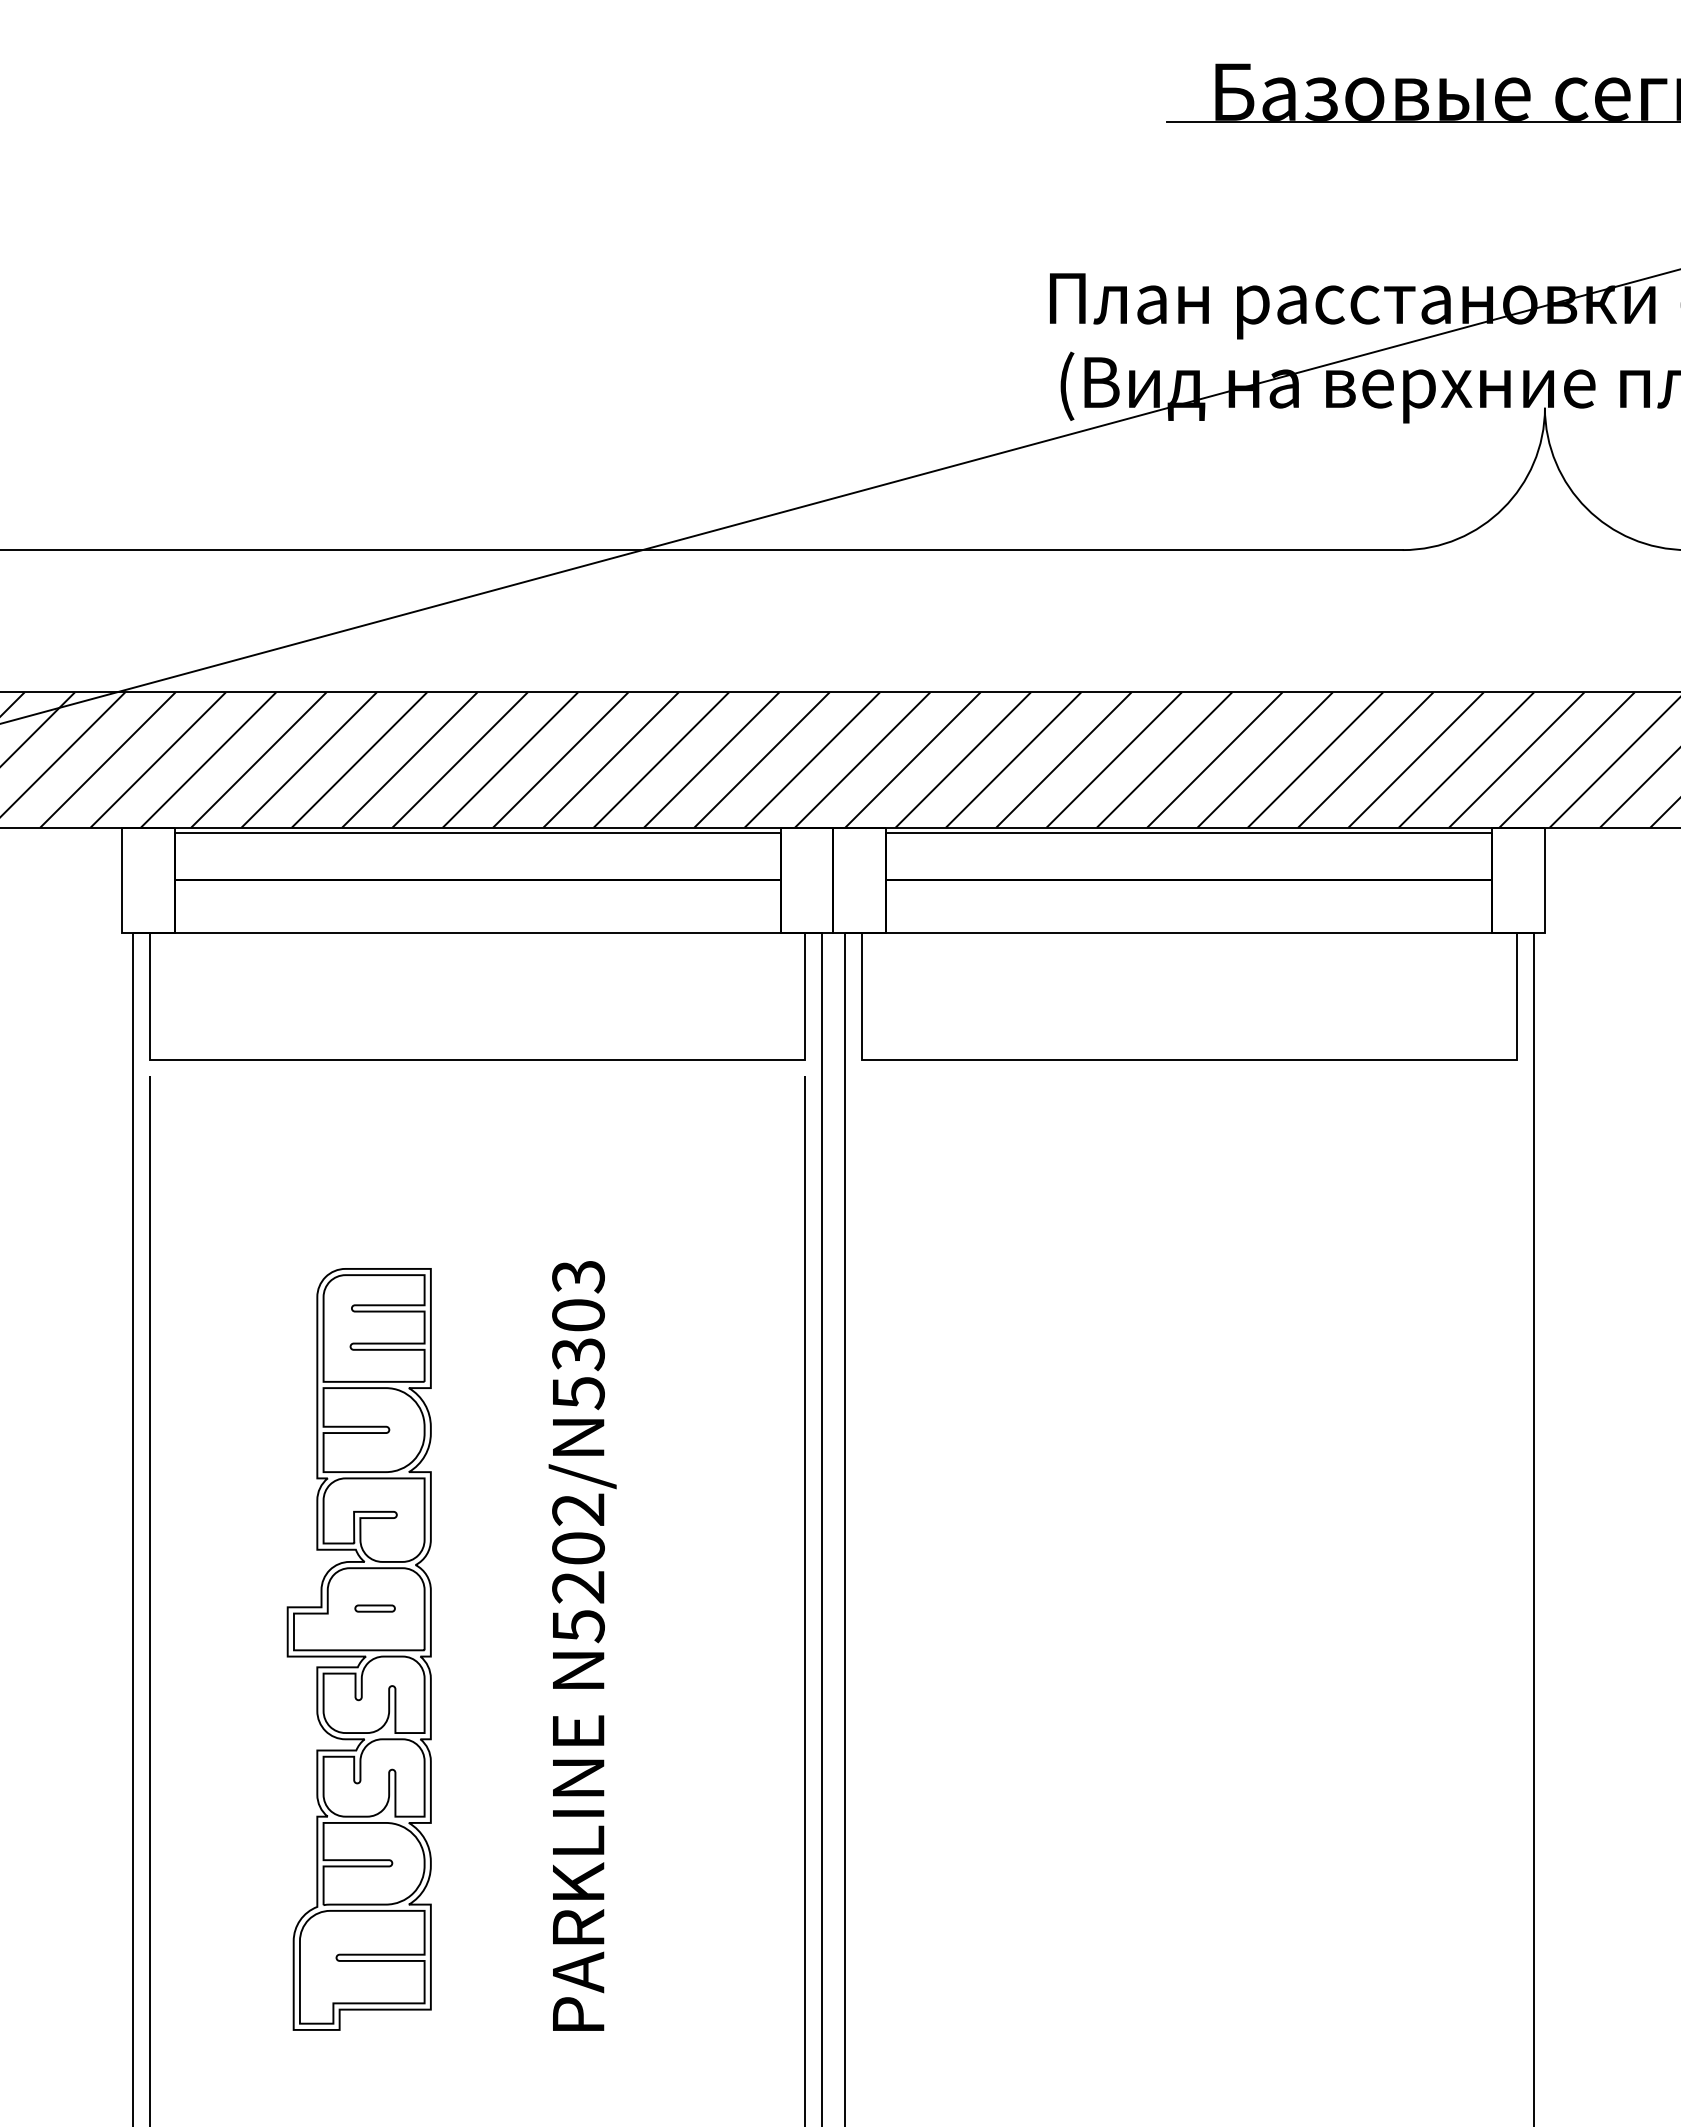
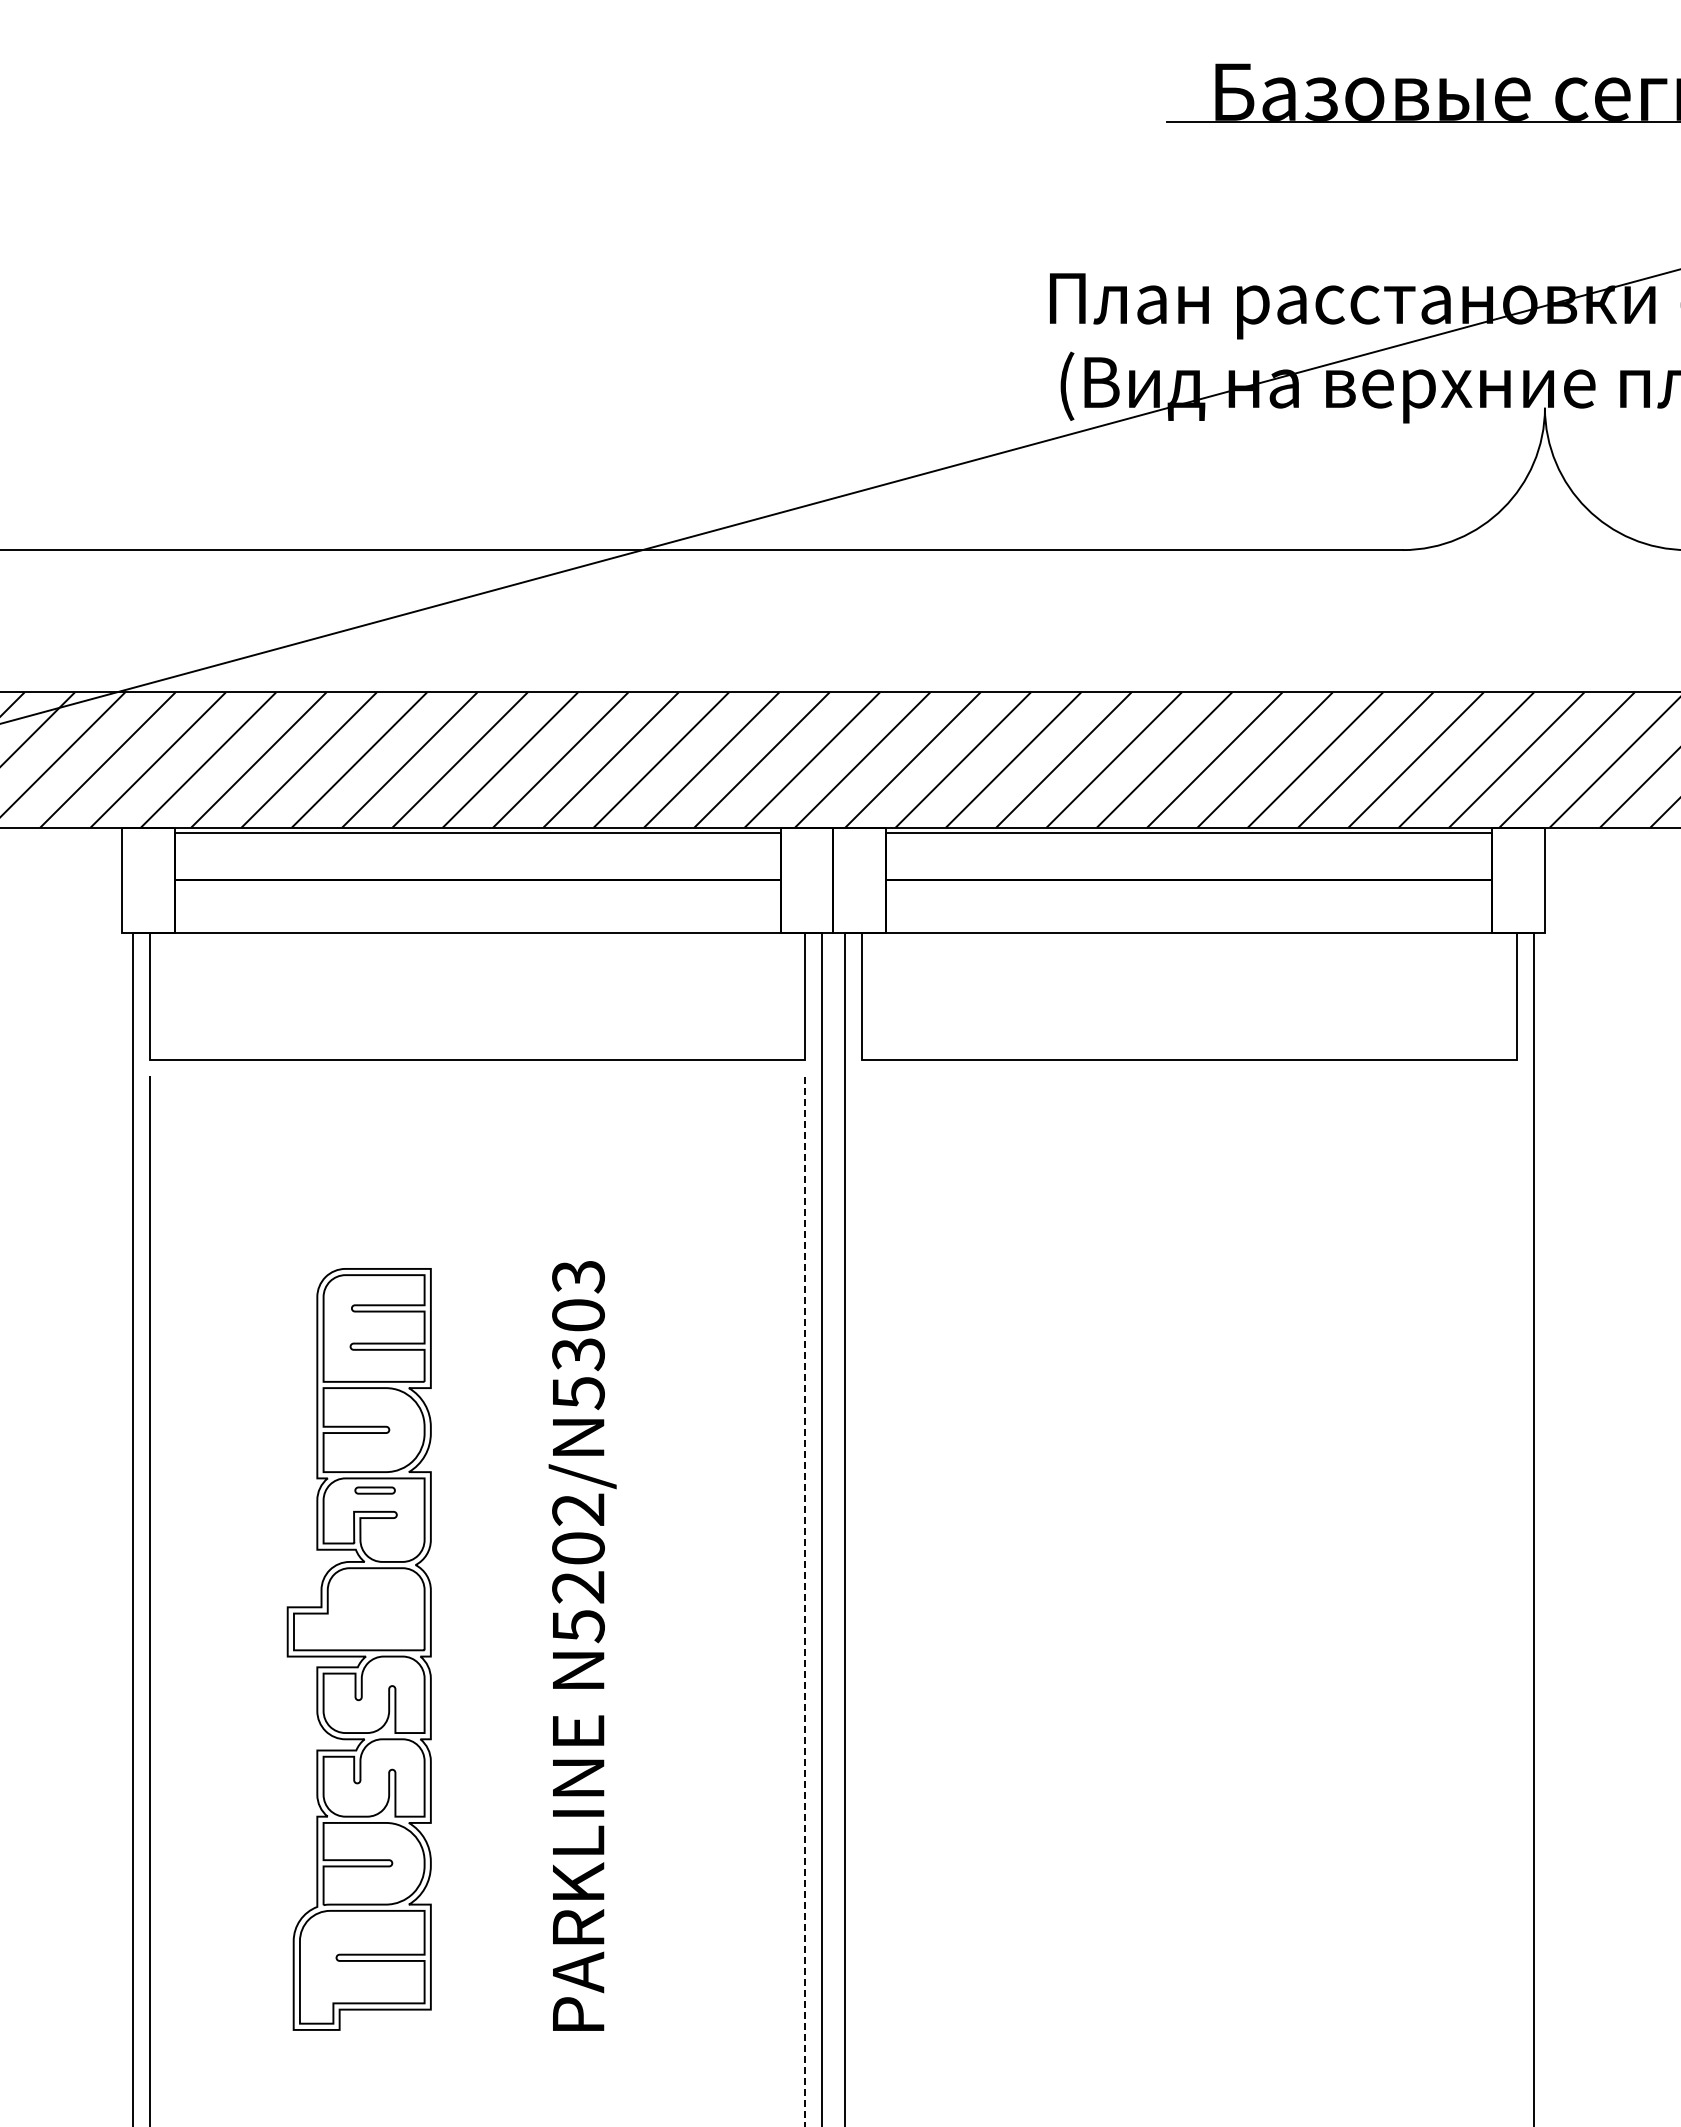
line: solid -> dashed (804, 1600)
part position: (374, 1608) -> (374, 1490) (374, 1490)
